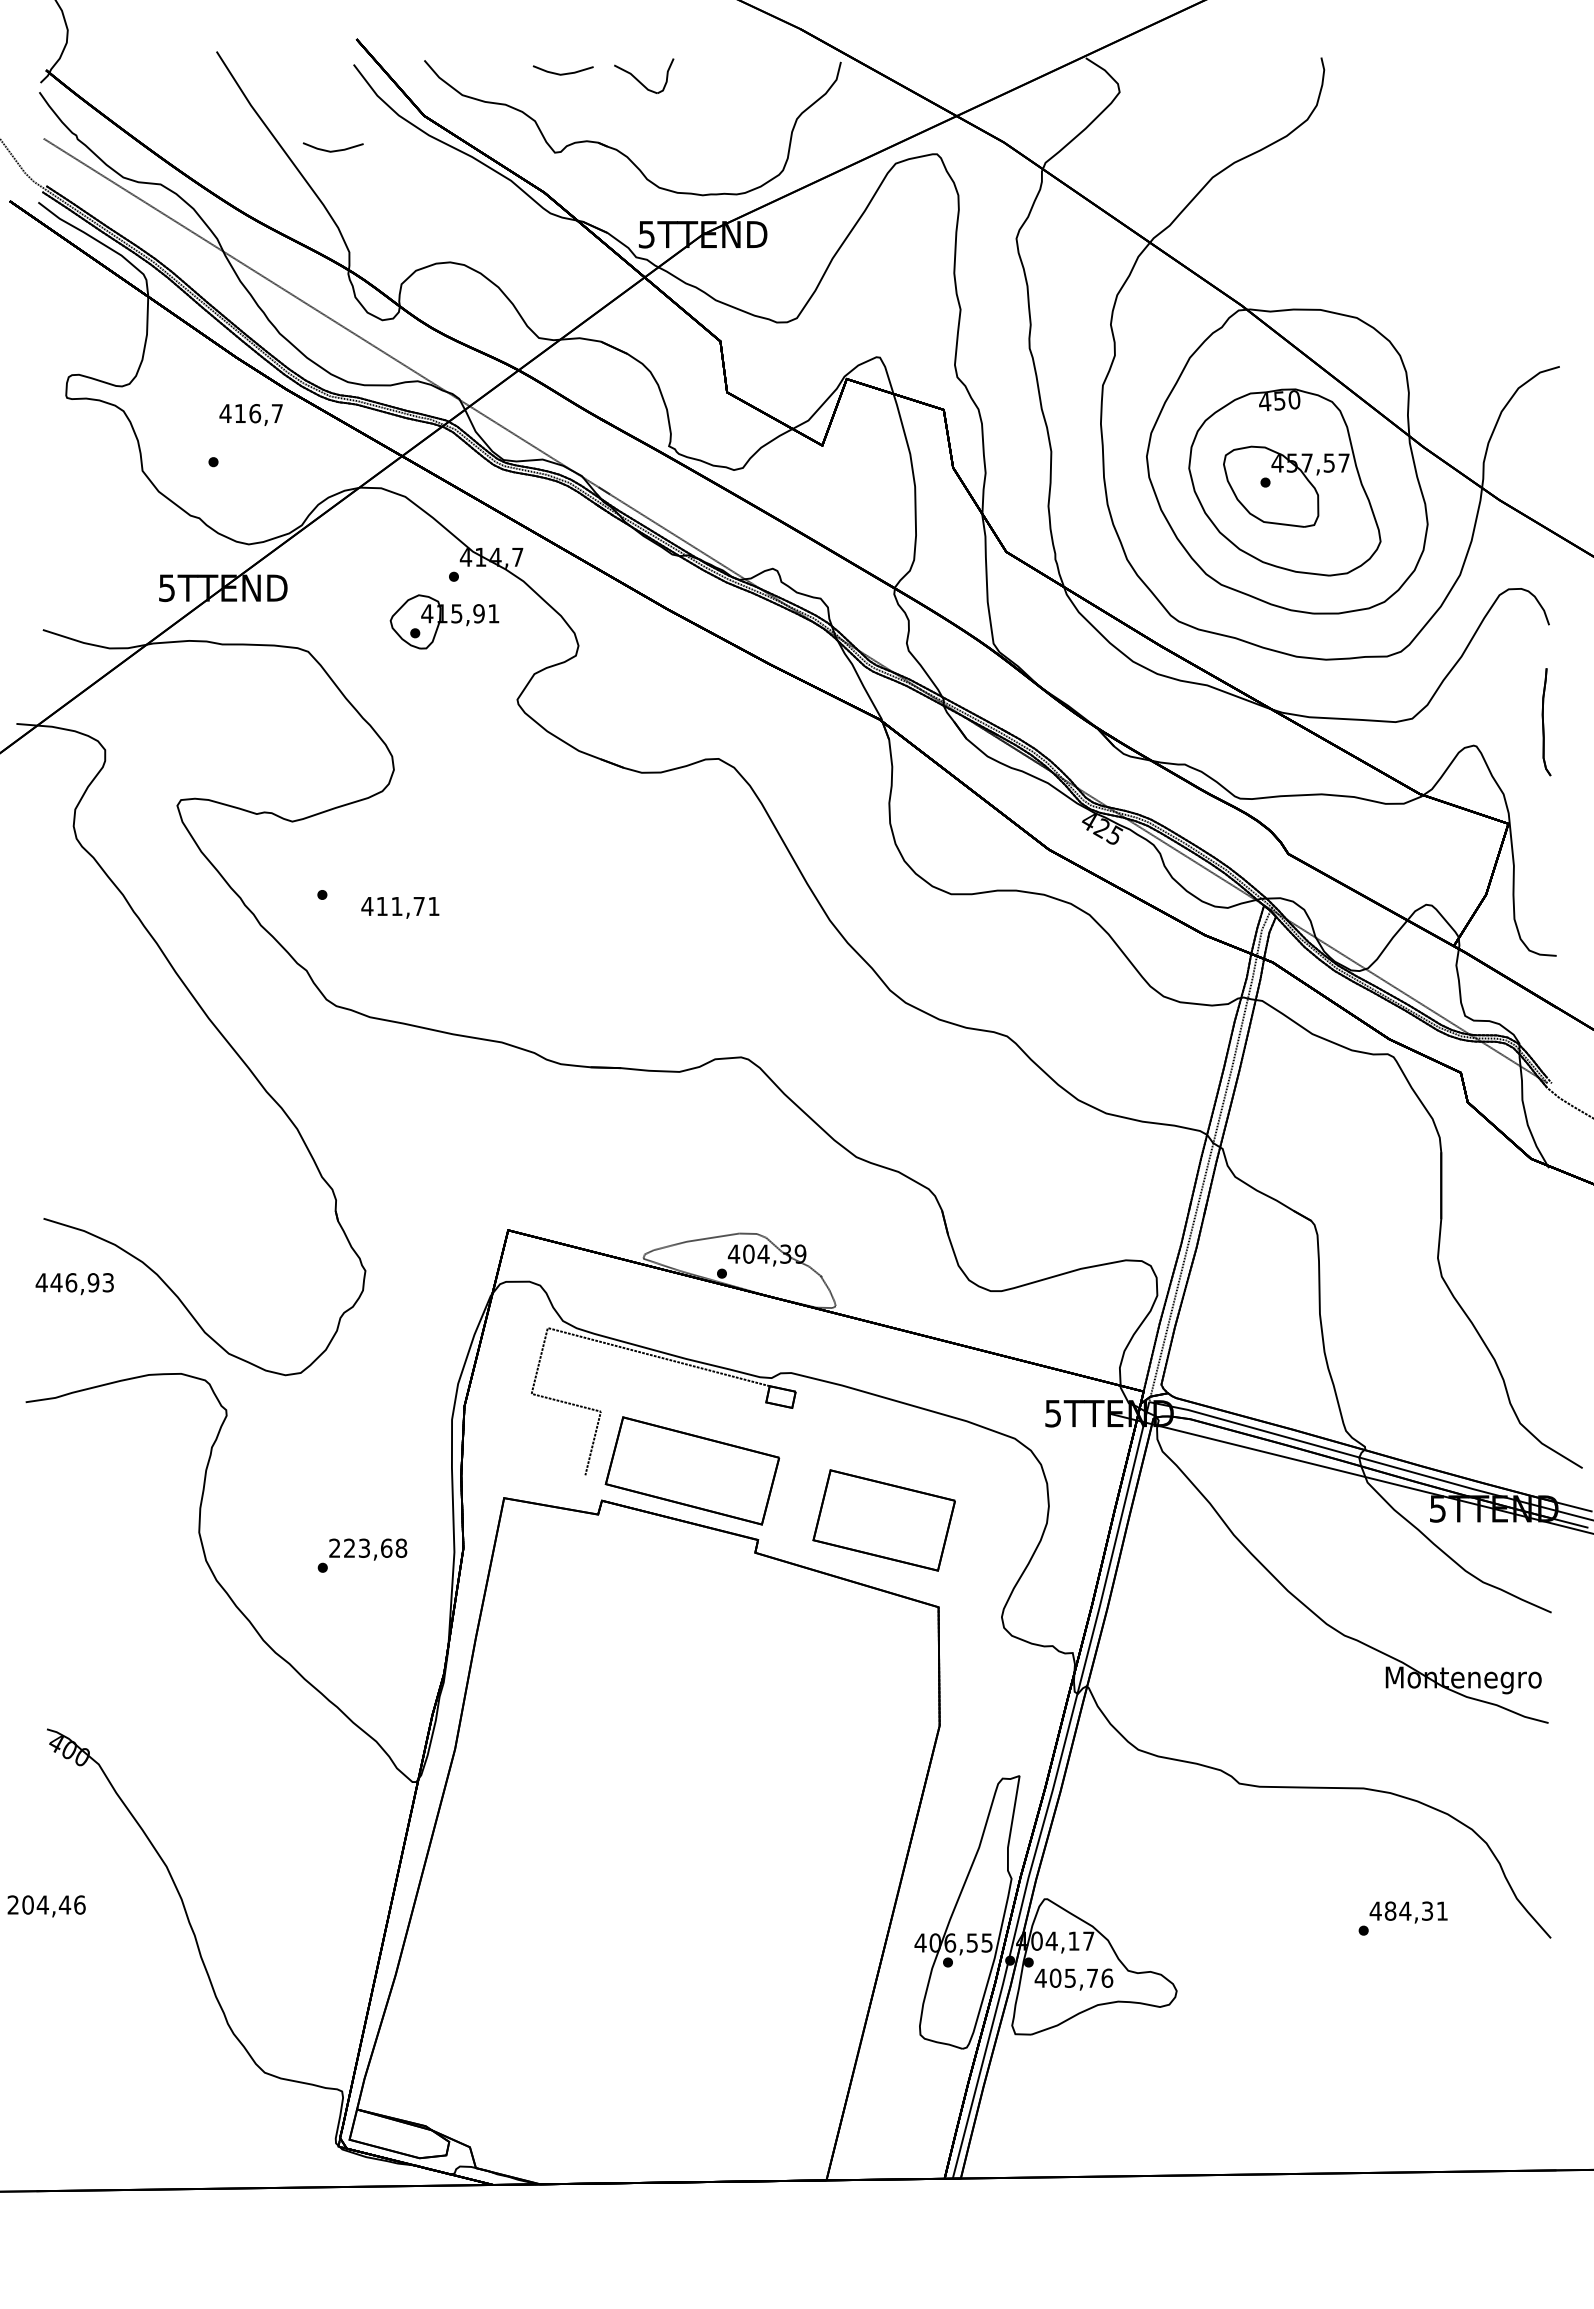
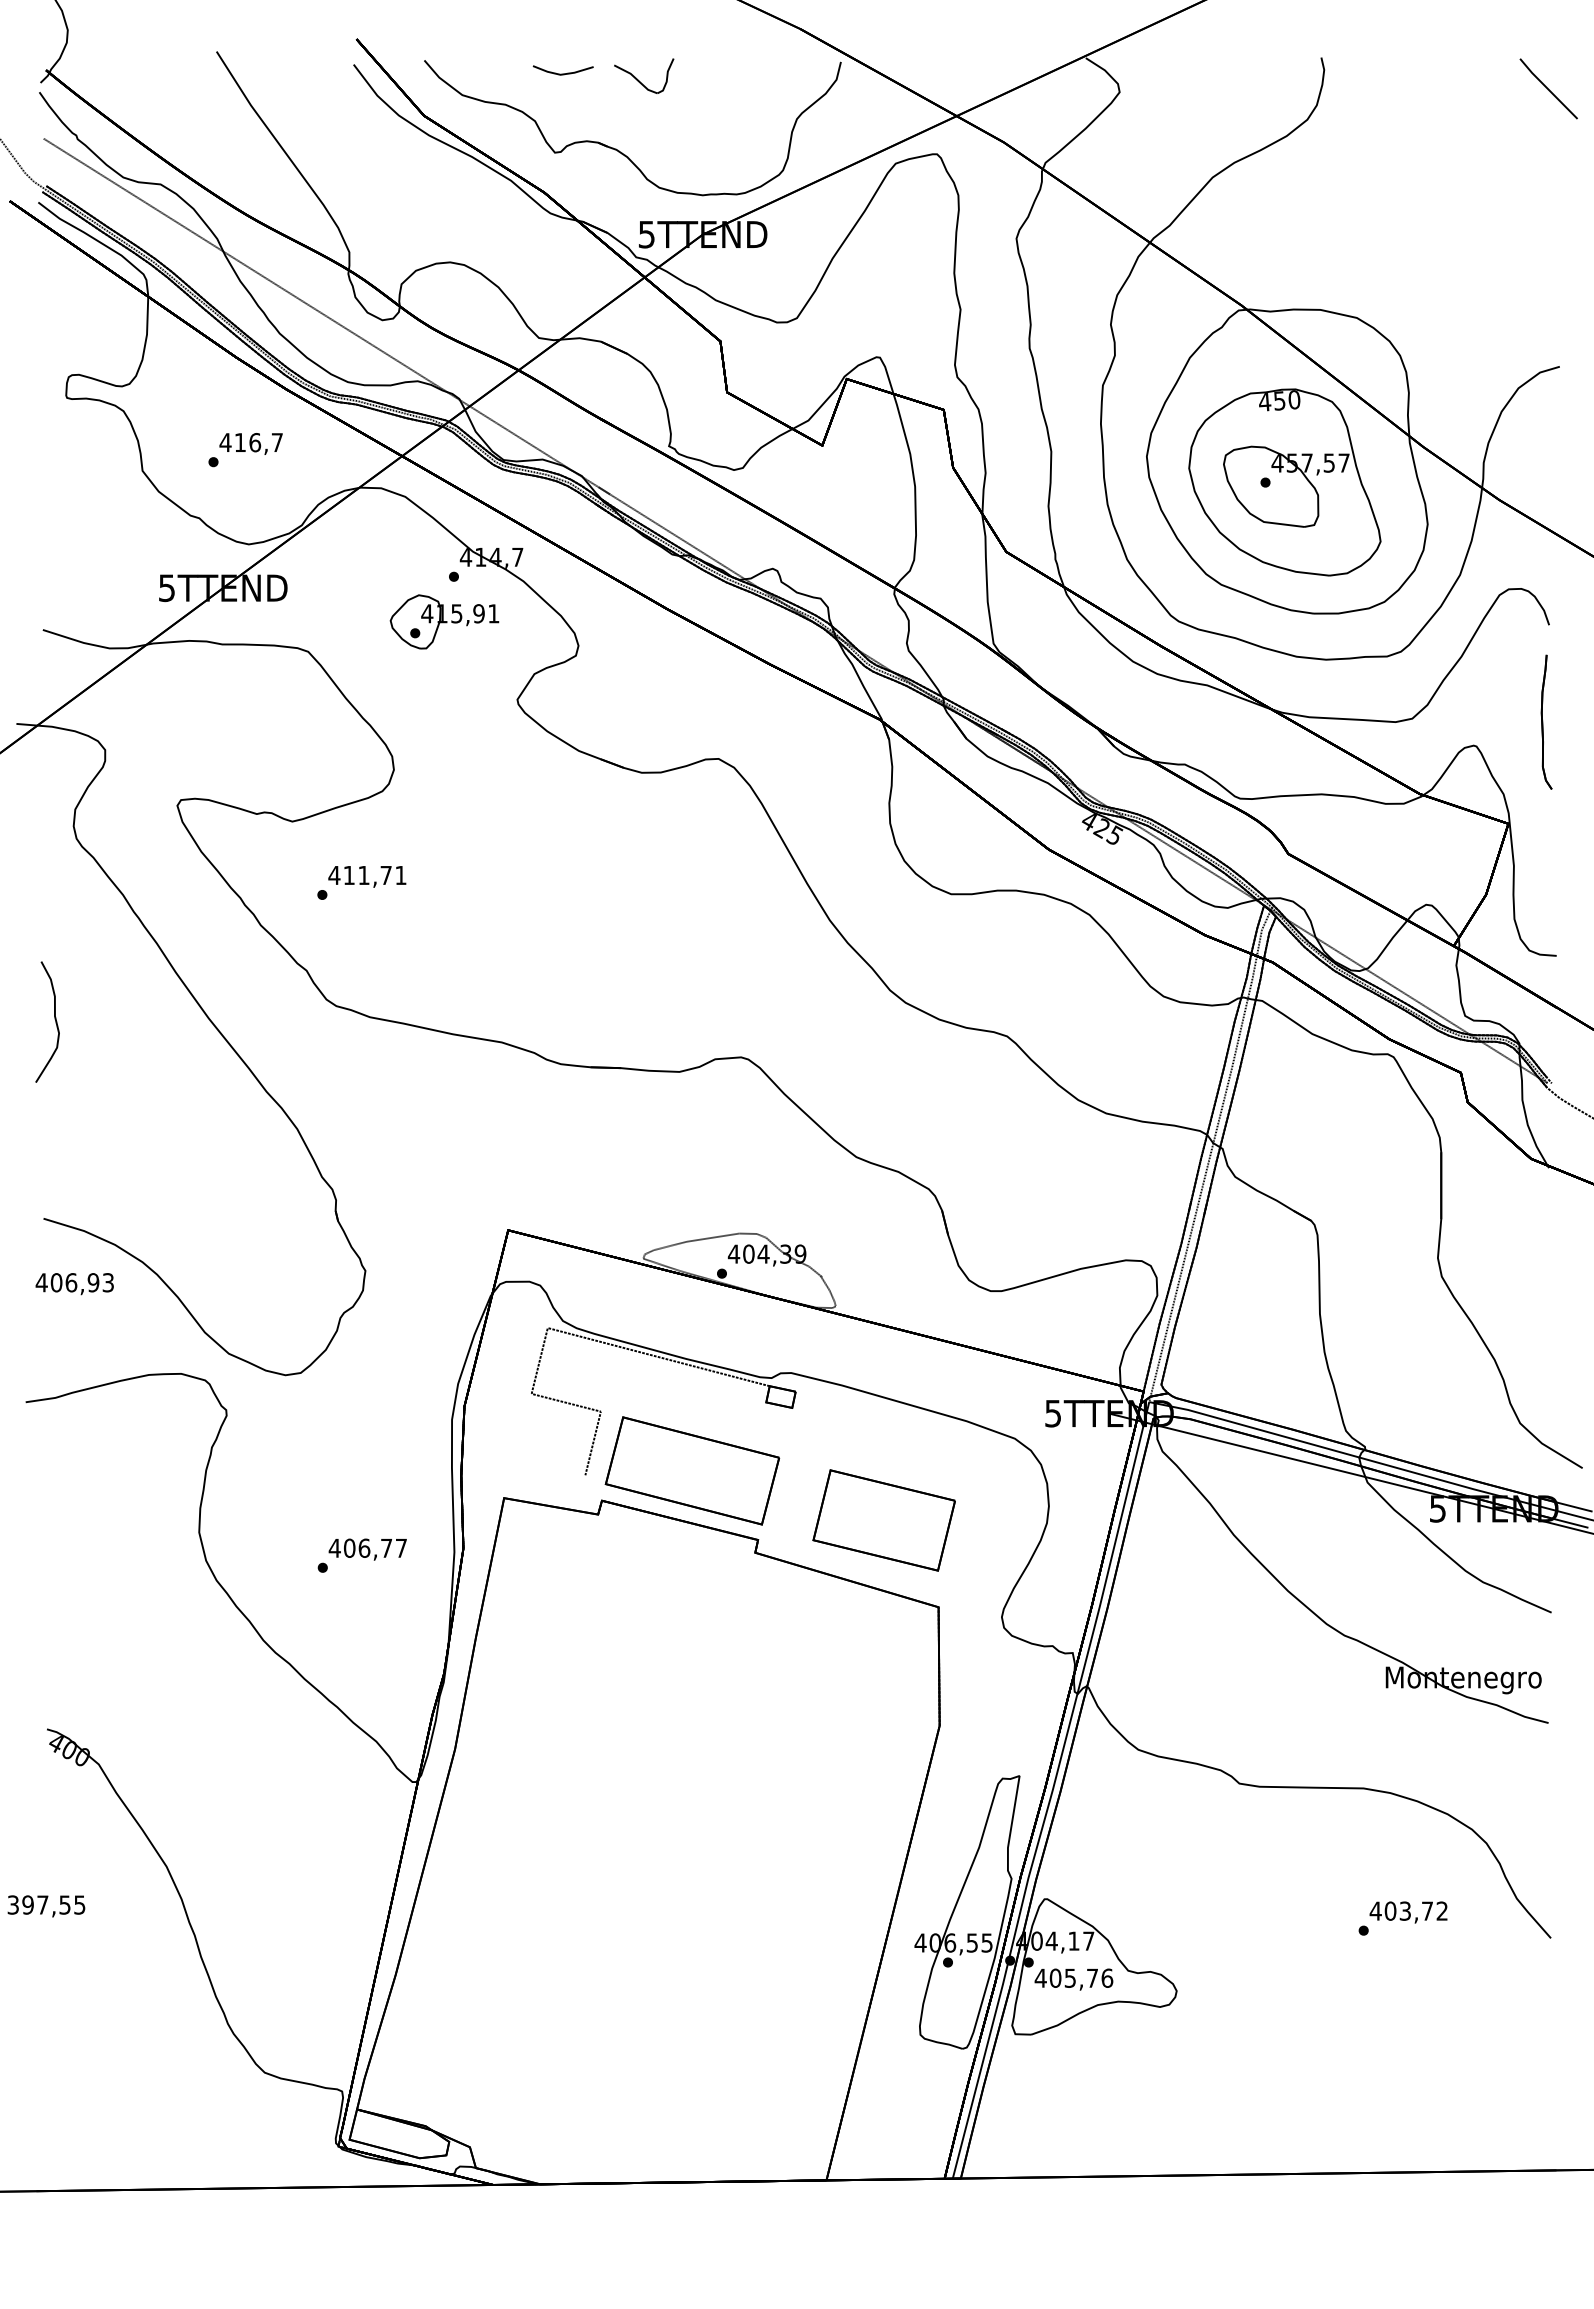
line: none -> present (1548, 88)
line: present -> none (332, 150)
text position: (250, 414) -> (250, 443) (250, 443)
part size: 11x109 px -> 13x136 px (1546, 721)
text position: (400, 907) -> (367, 876) (367, 876)
curve: none -> present (54, 1019)
text: 446,93 -> 406,93 (56, 1282)
text: 223,68 -> 406,77 (367, 1547)
text: 204,46 -> 397,55 (46, 1904)
text: 484,31 -> 403,72 (1415, 1910)
